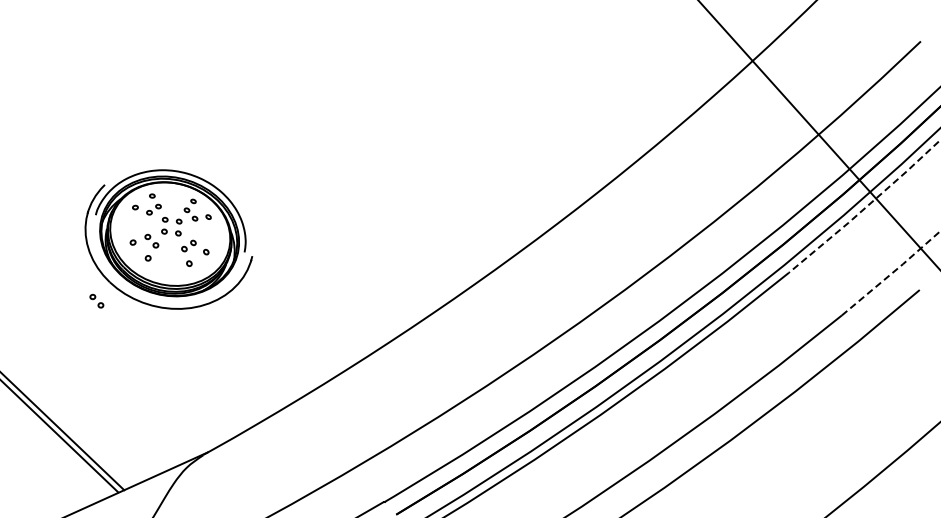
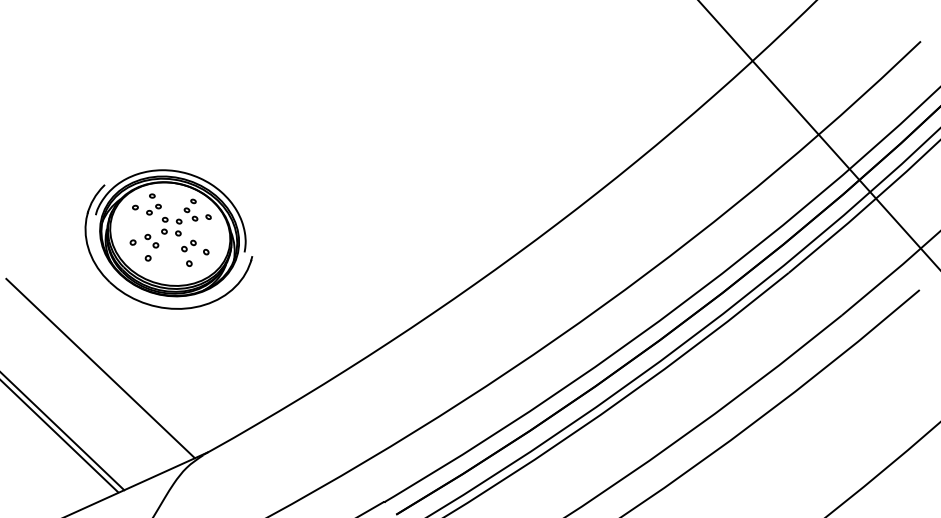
line: dashed -> solid (865, 207)
line: dashed -> solid (892, 273)
part: present -> none (96, 300)
line: none -> present (100, 368)
